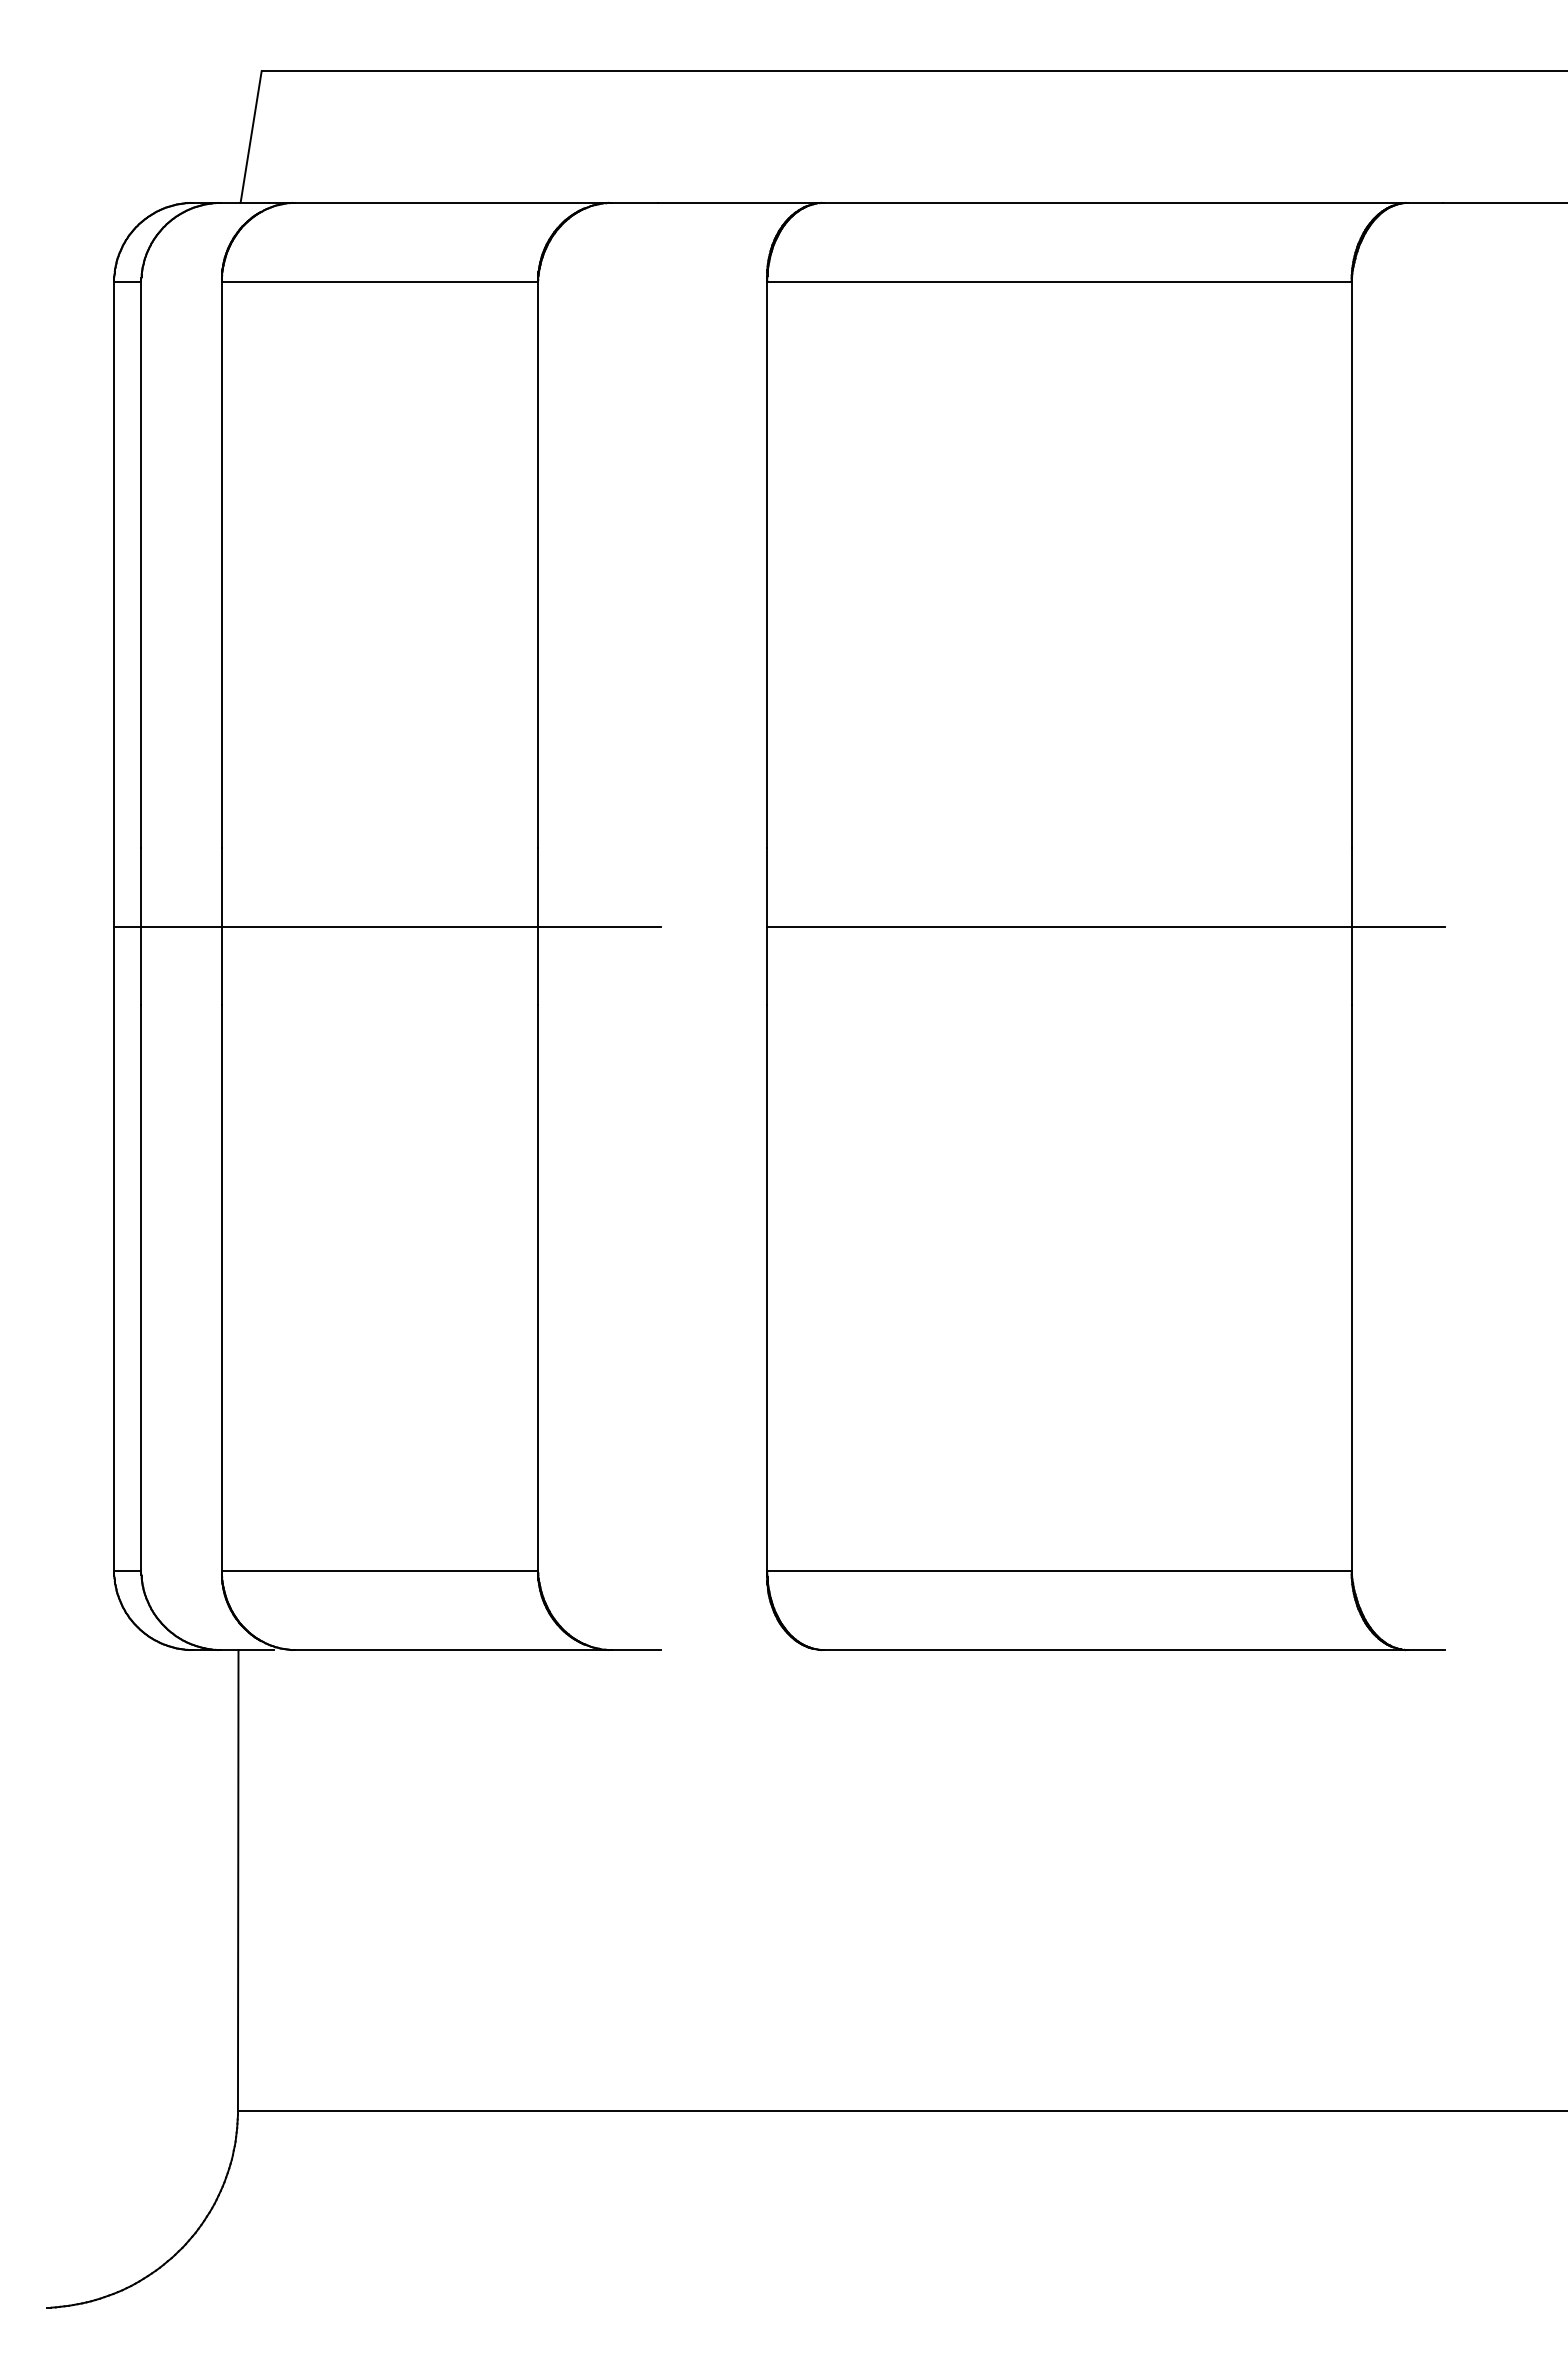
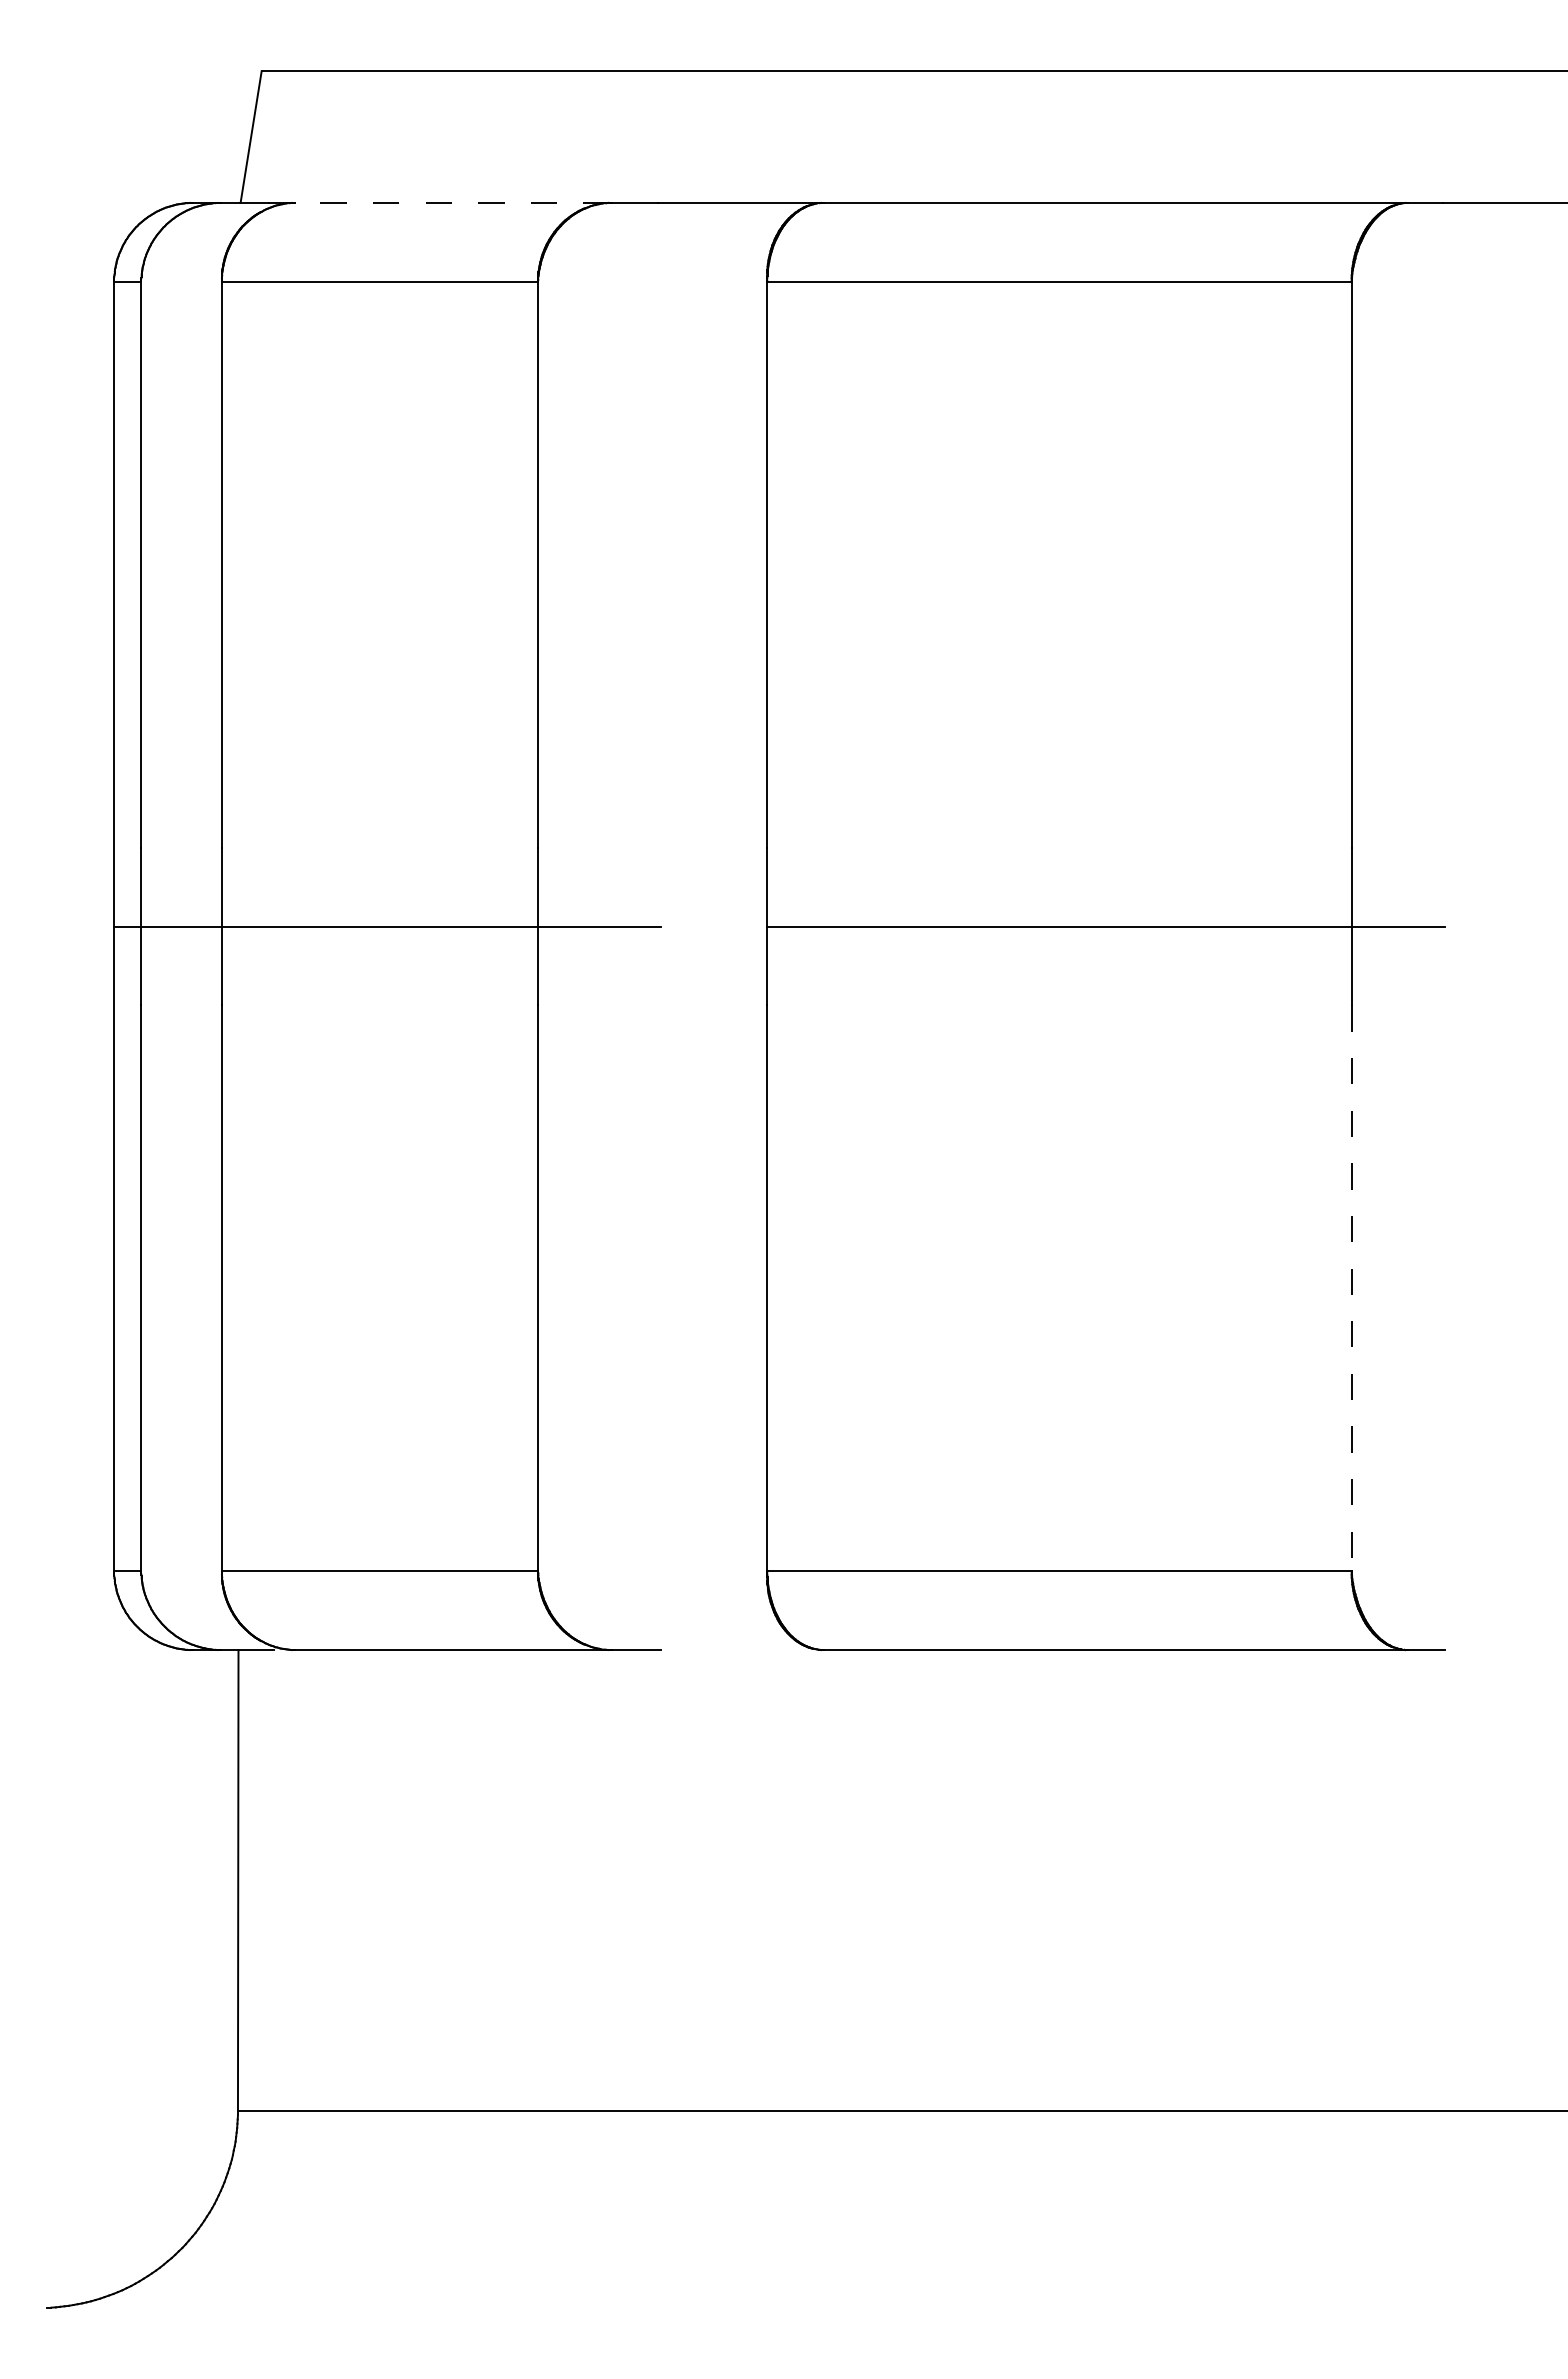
line: solid -> dashed (452, 202)
line: solid -> dashed (1351, 1288)
